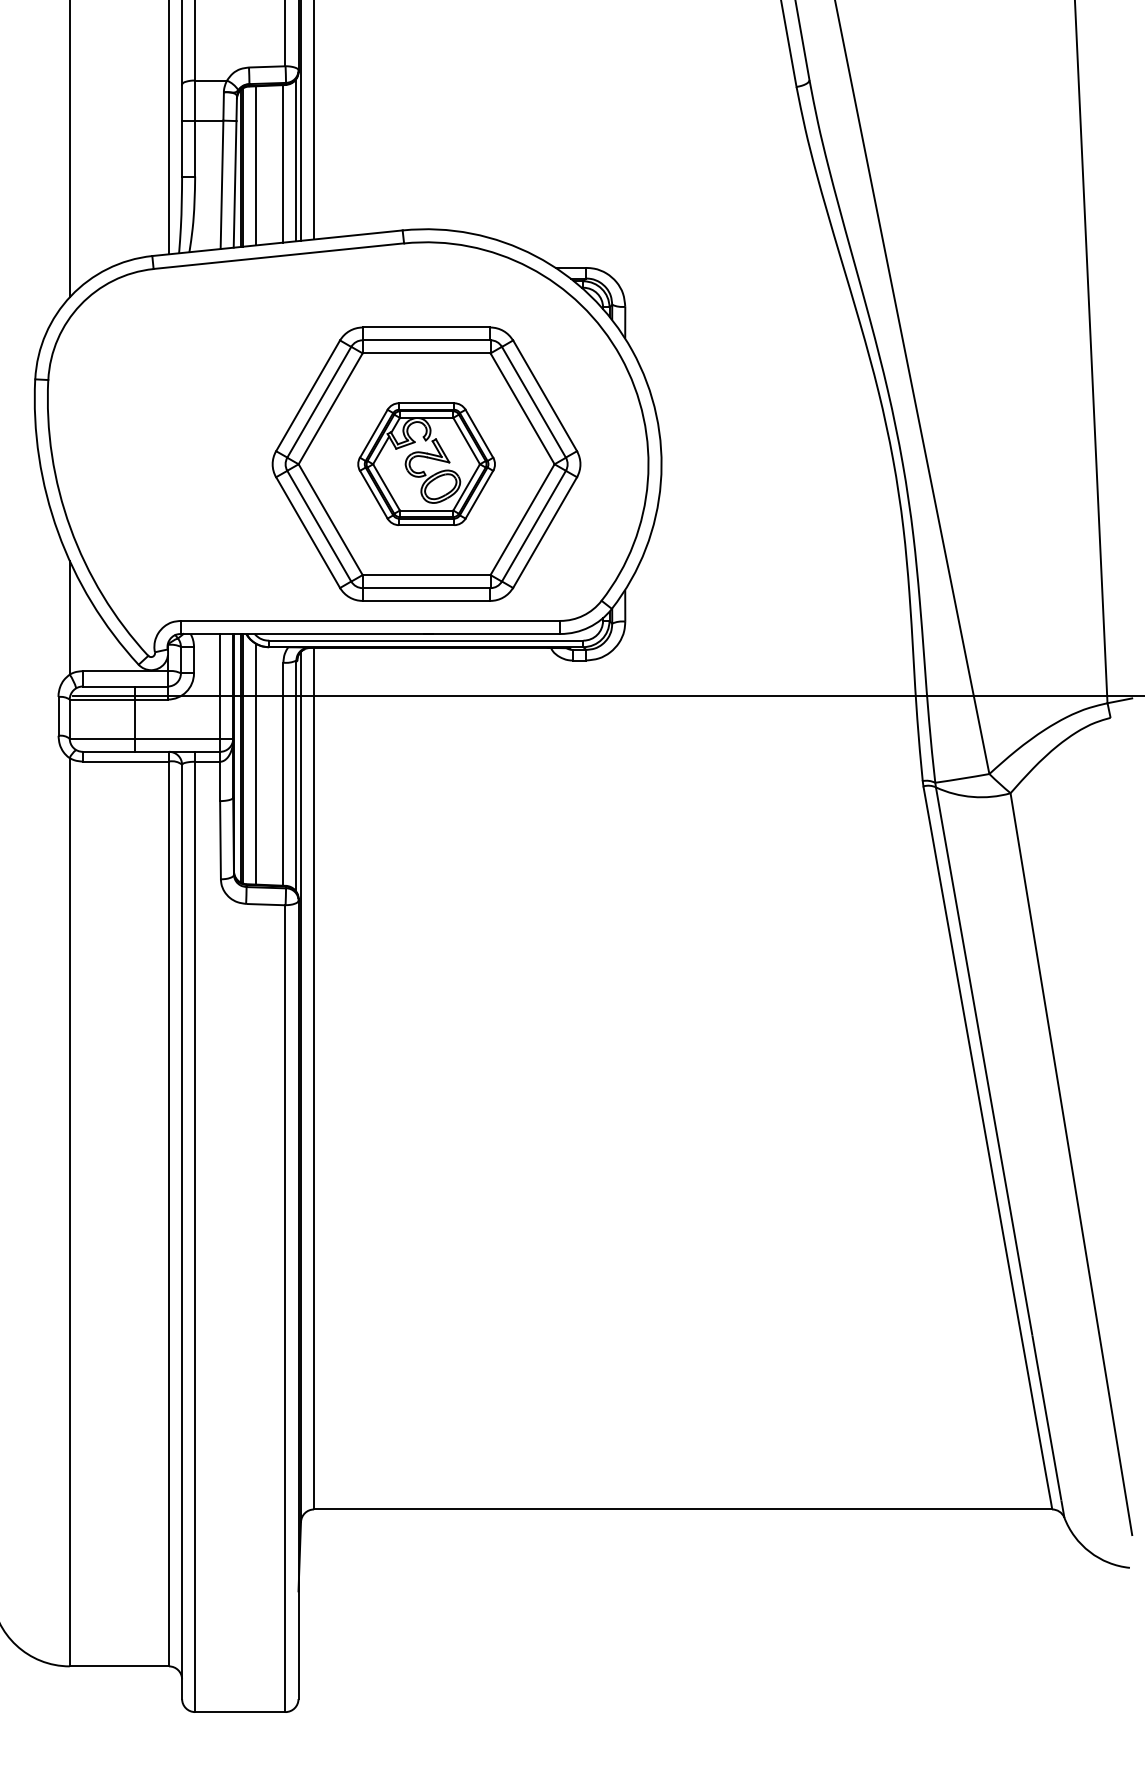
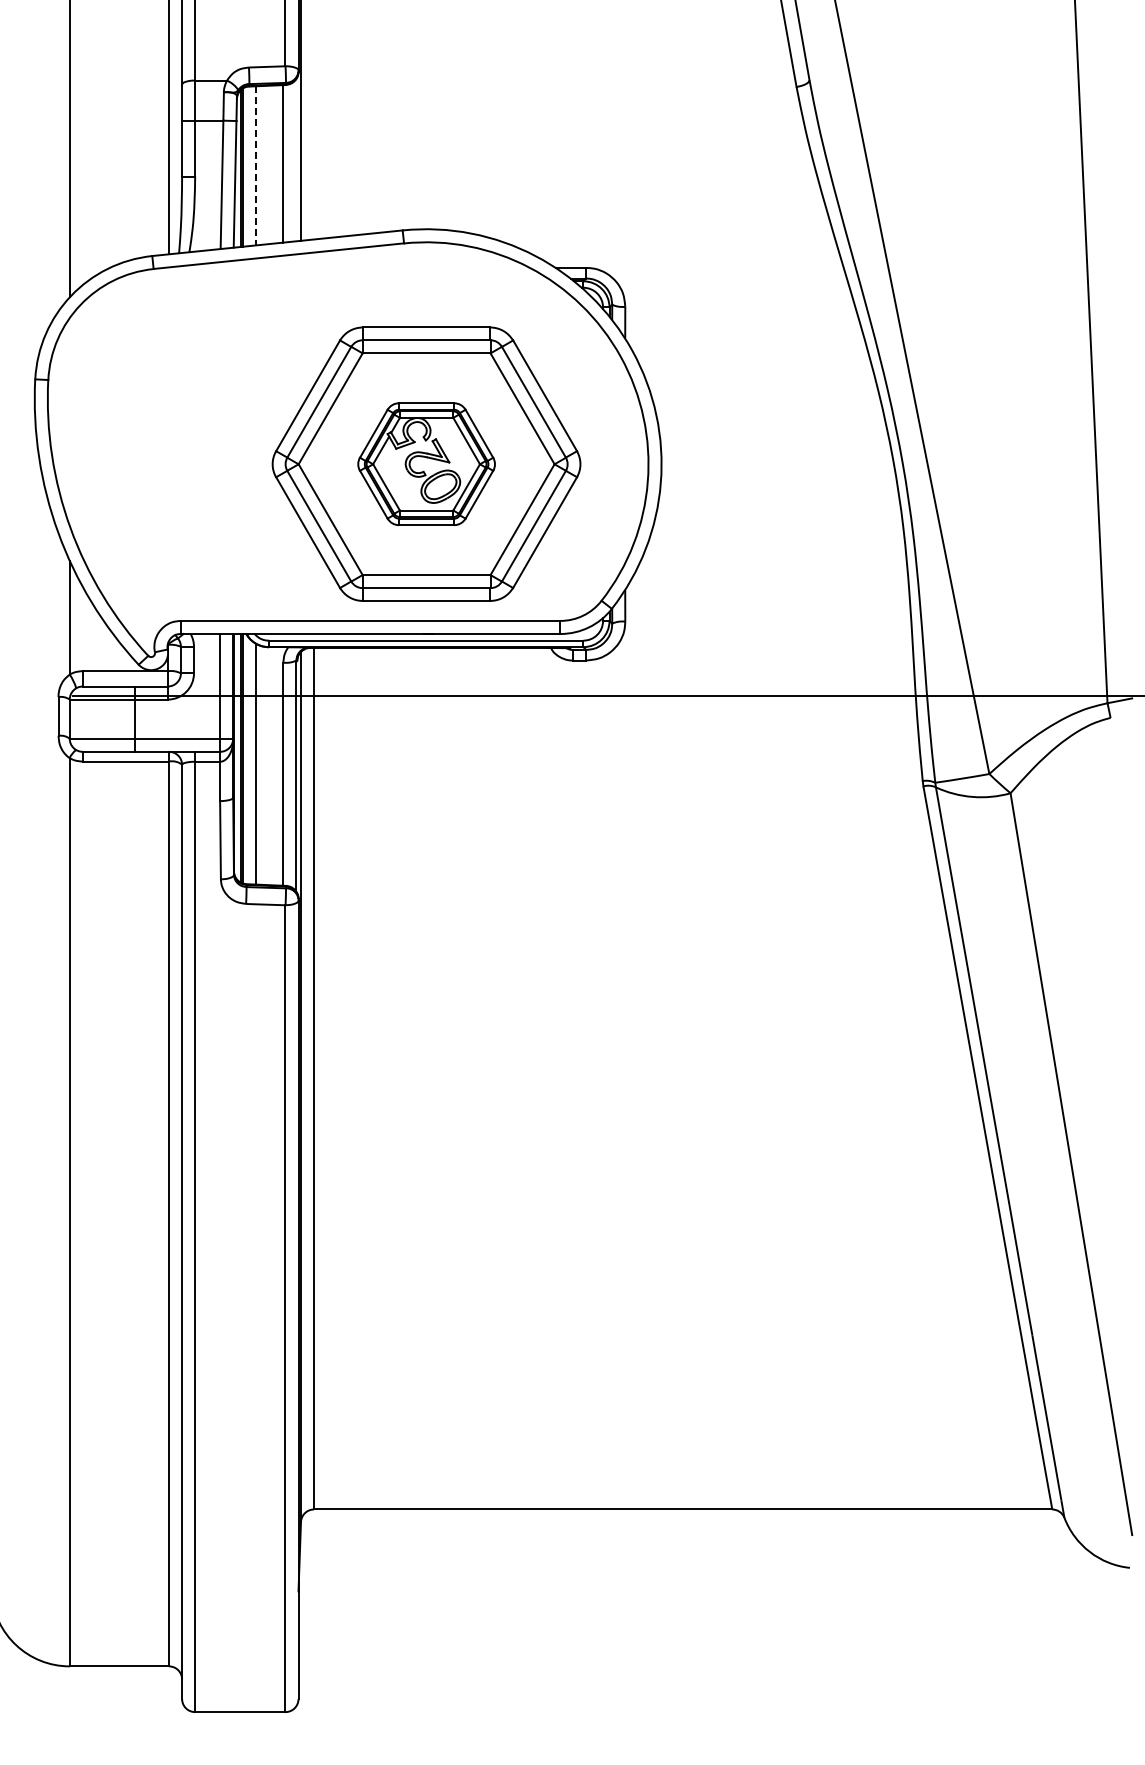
line: present -> none (314, 120)
line: present -> none (296, 160)
line: solid -> dashed (255, 165)
